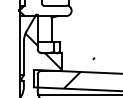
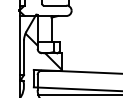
hatch: present -> none (78, 72)
